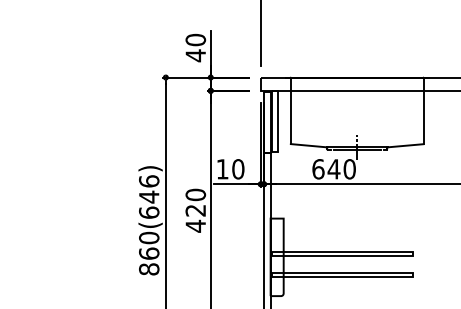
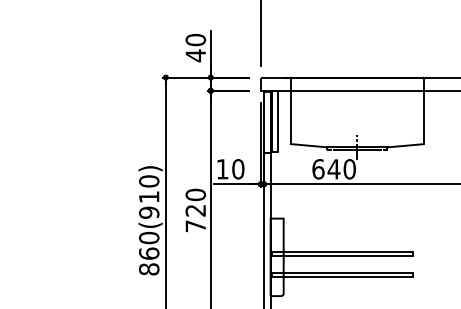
text: 860(646) -> 860(910) (149, 196)
text: 420 -> 720 (195, 225)
